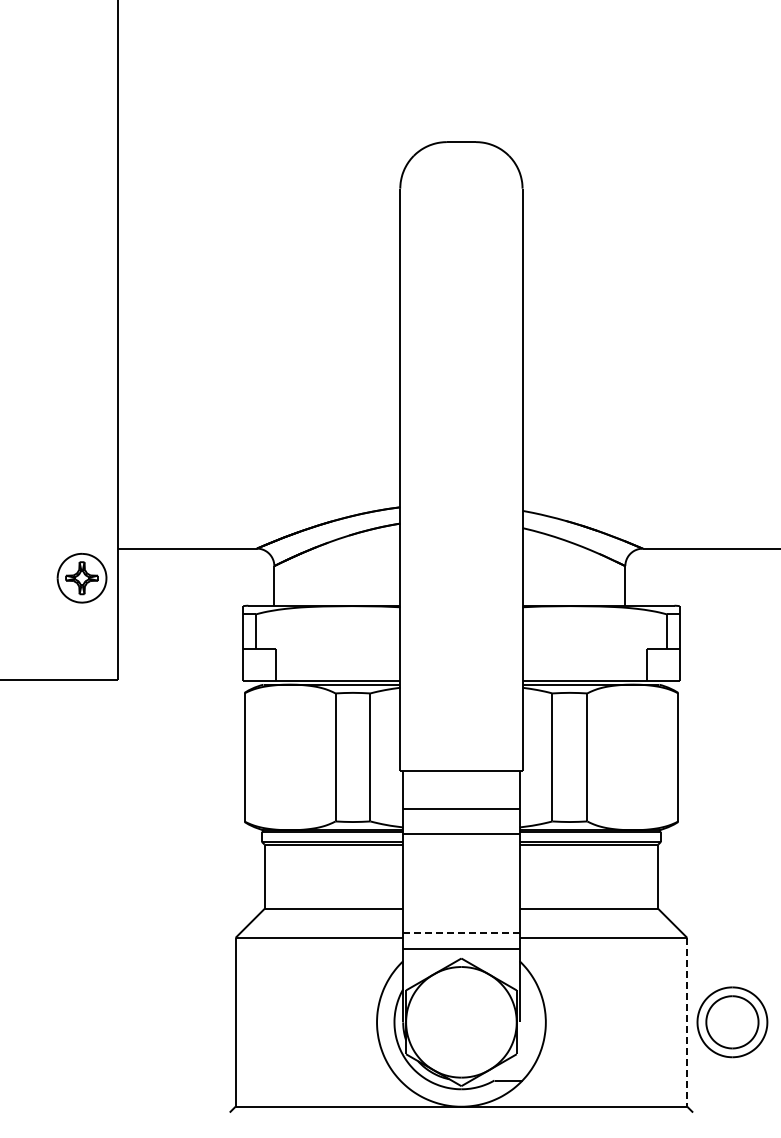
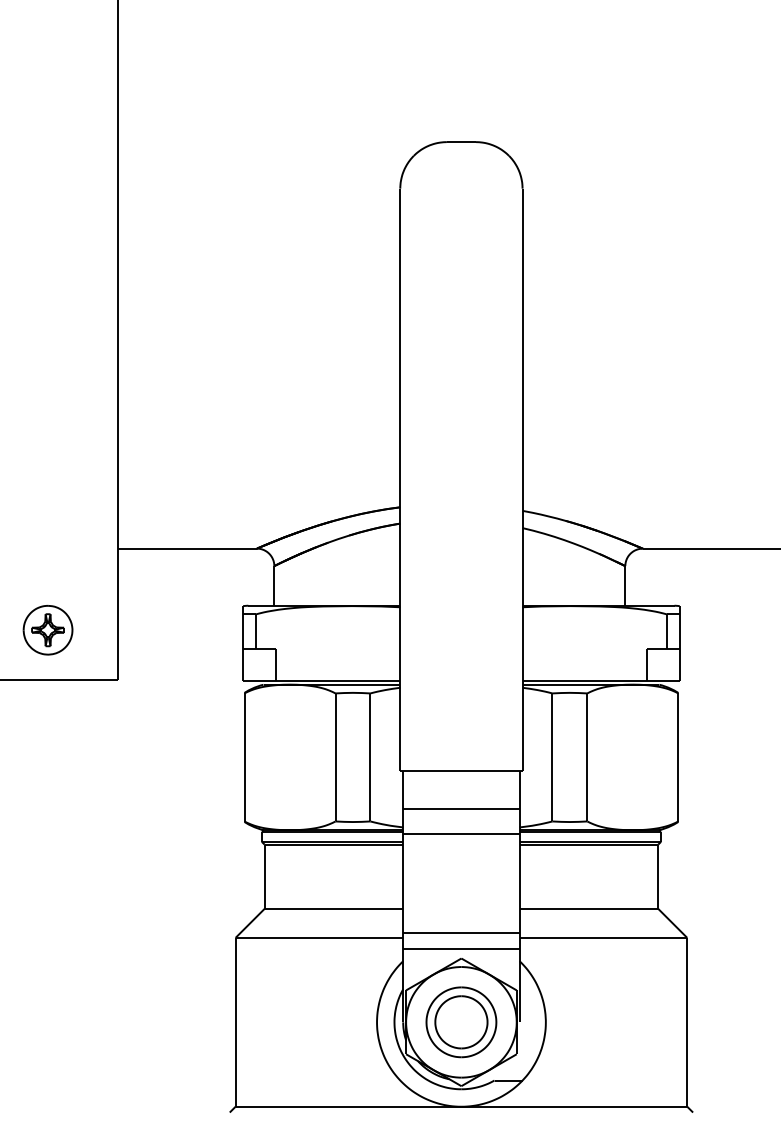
part position: (81, 578) -> (47, 630) (47, 630)
line: dashed -> solid (460, 933)
line: dashed -> solid (687, 1022)
part position: (732, 1022) -> (461, 1022) (461, 1022)
